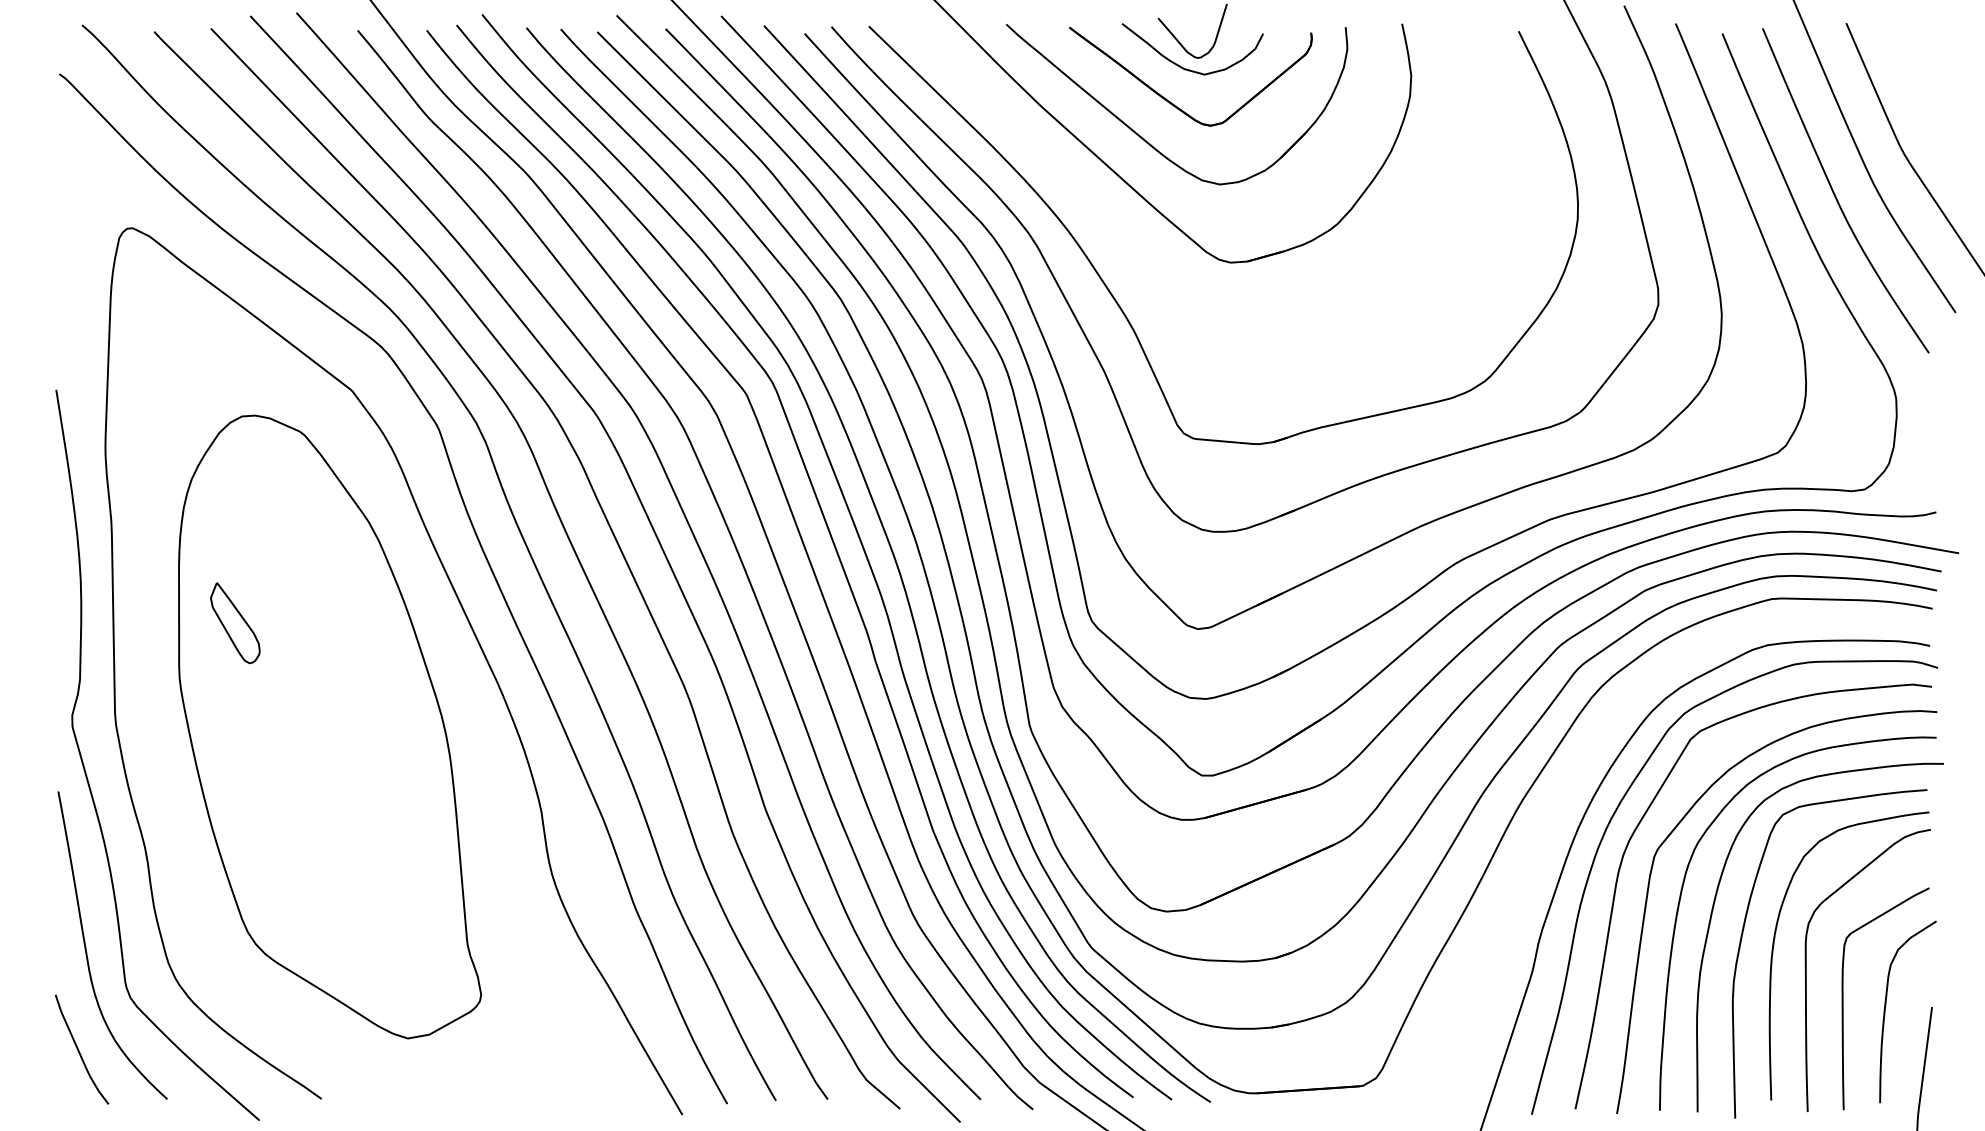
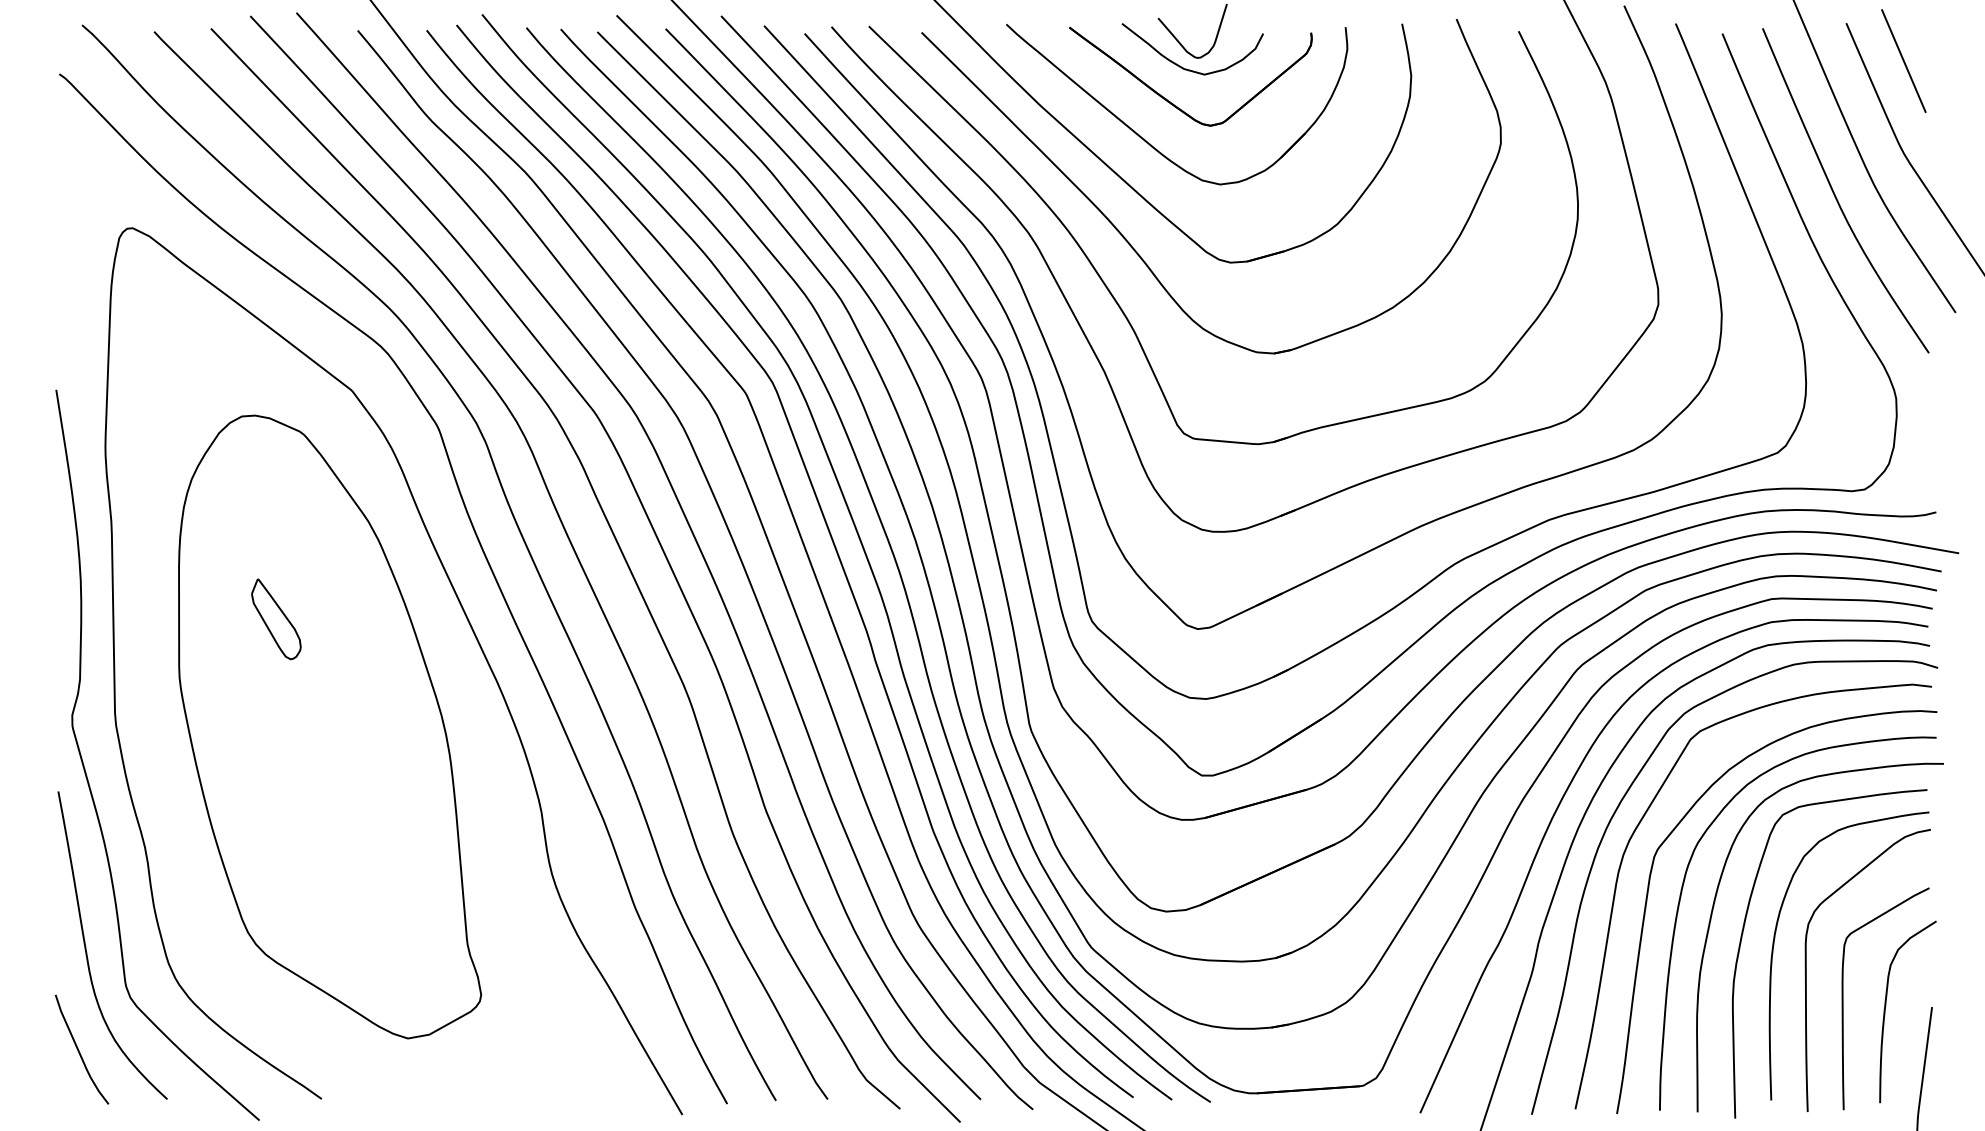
line: none -> present (1903, 60)
part: none -> present (1136, 250)
part position: (235, 623) -> (276, 619) (276, 619)
curve: none -> present (1558, 808)
